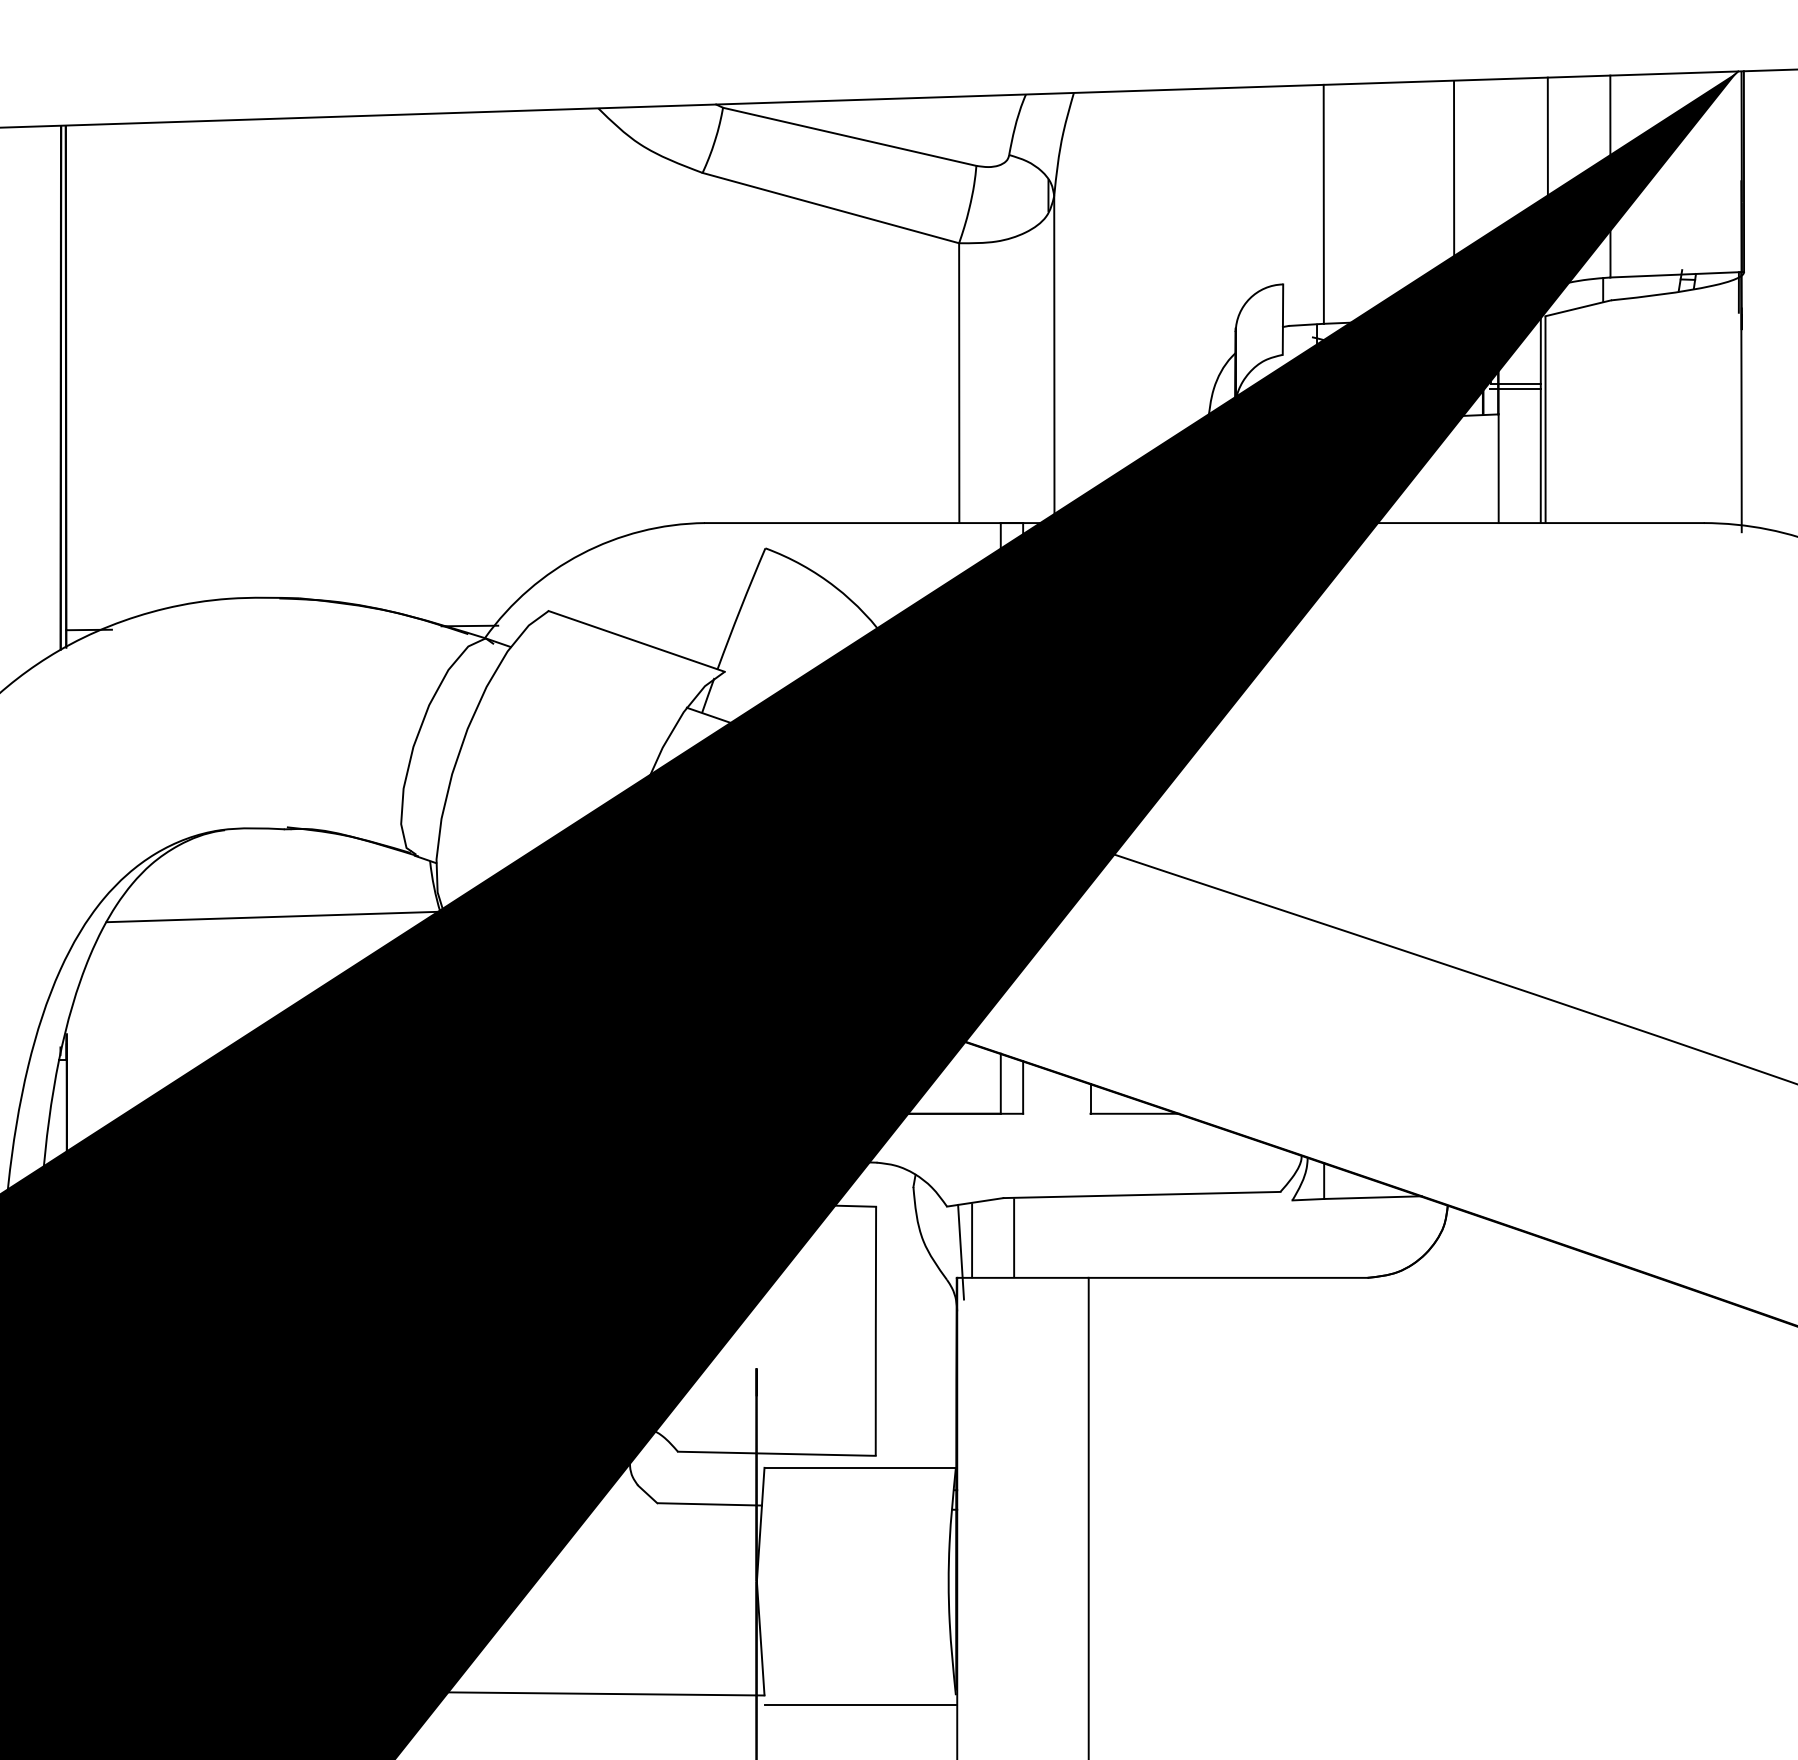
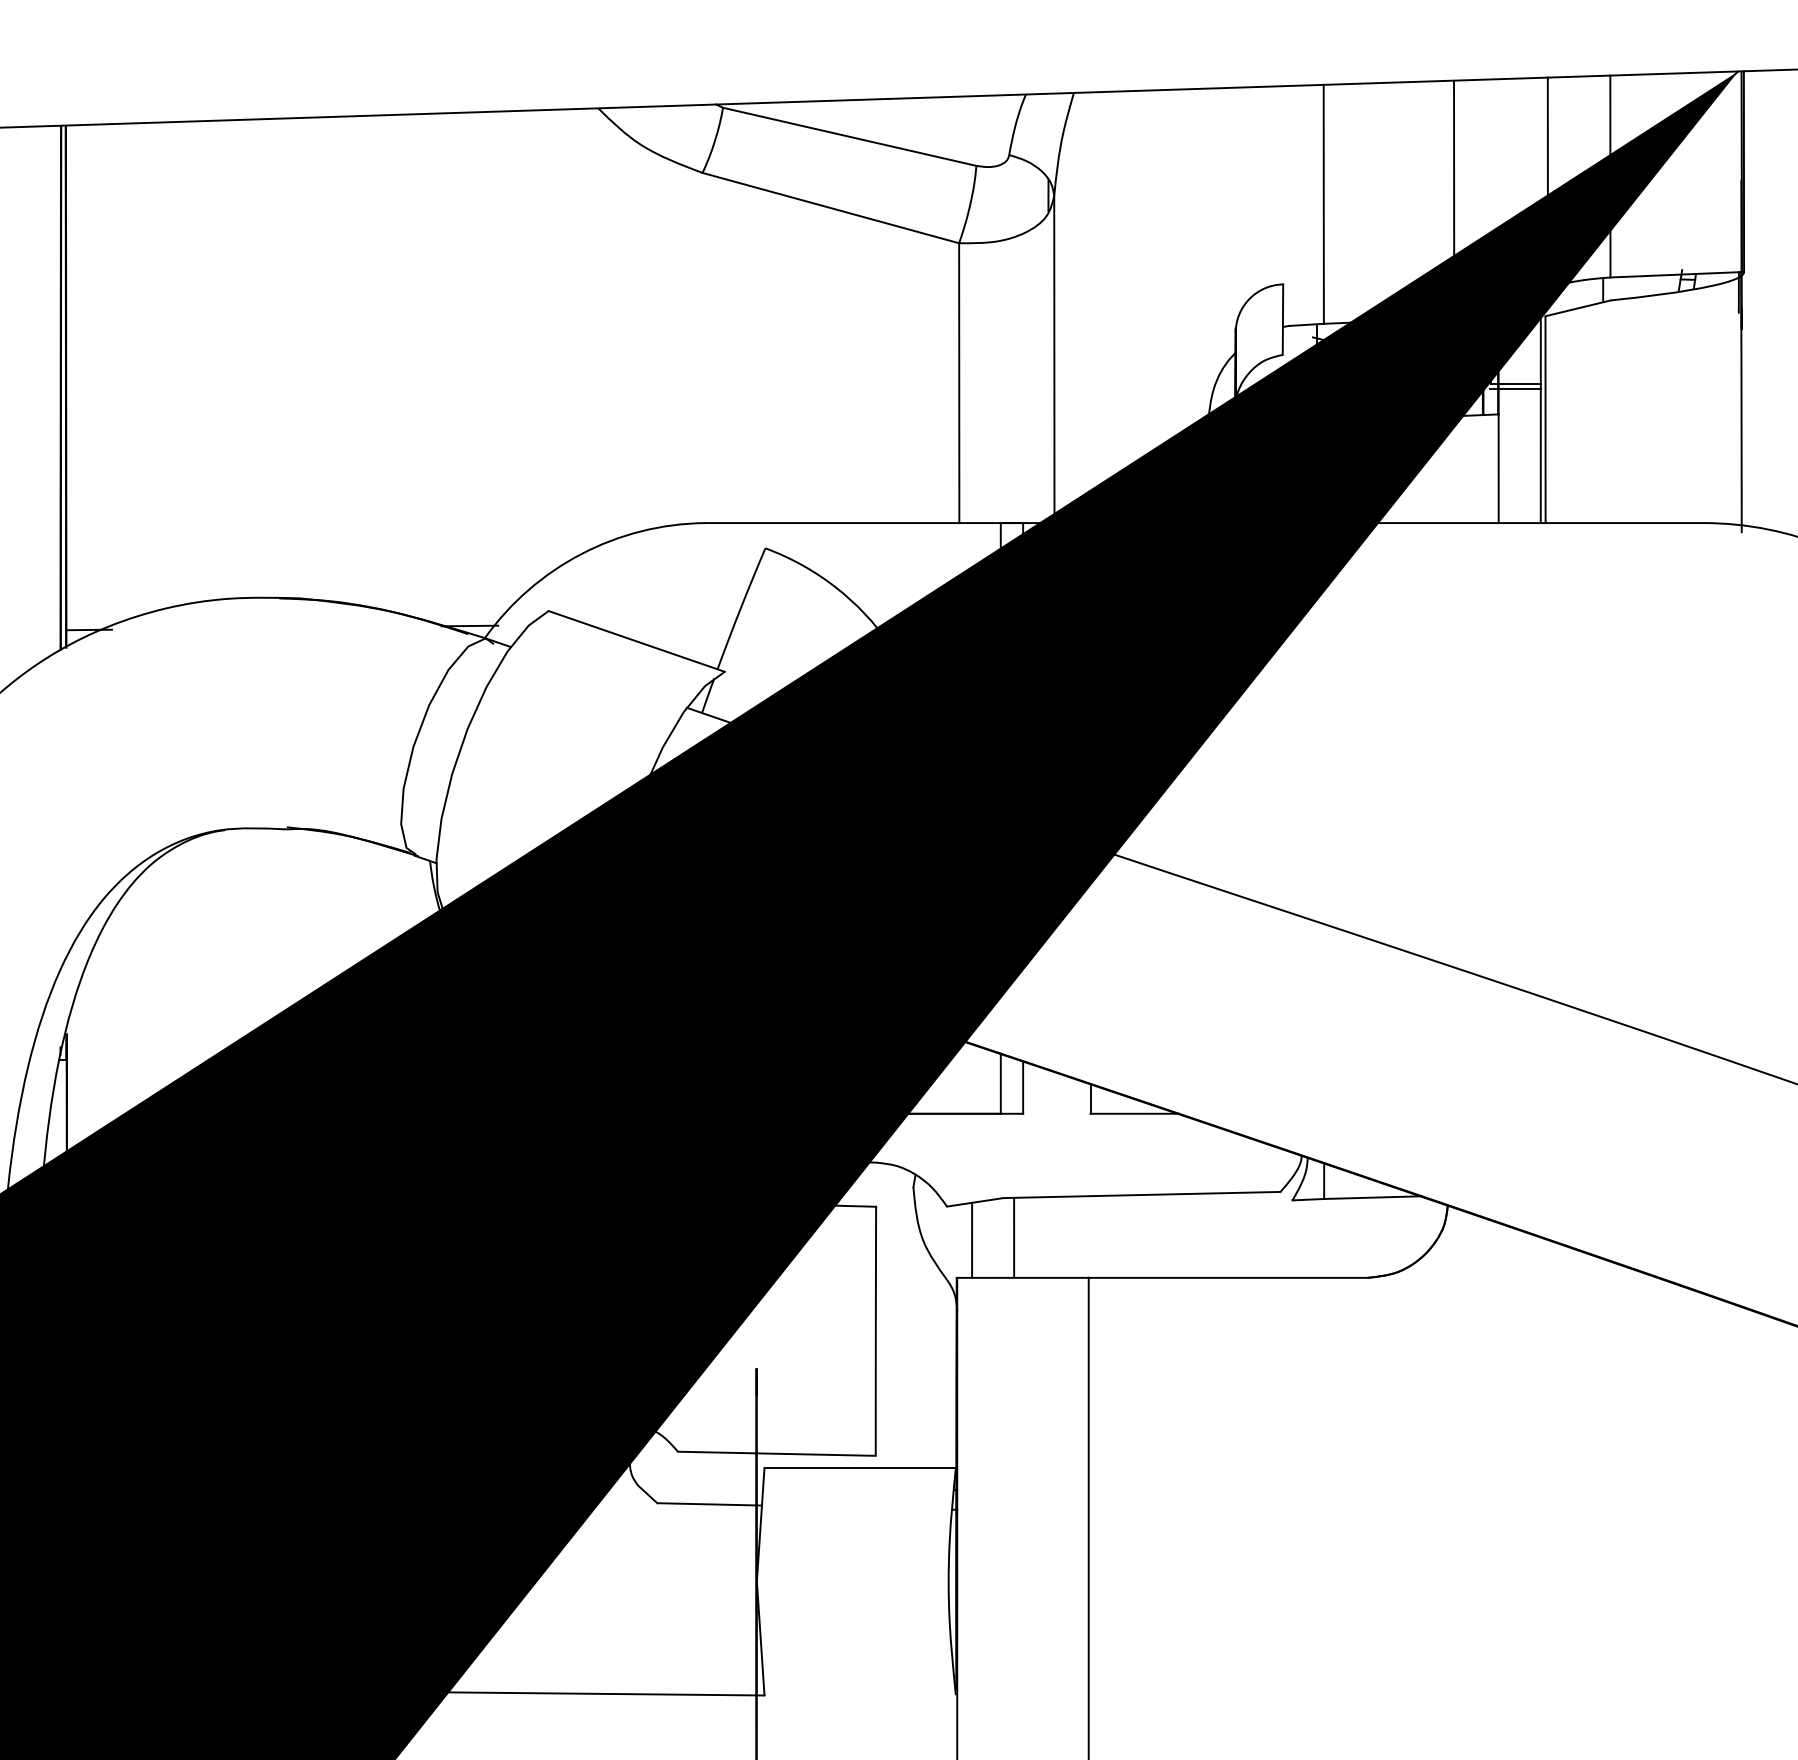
line: present -> none (275, 916)
line: present -> none (961, 1251)
line: present -> none (859, 1704)
